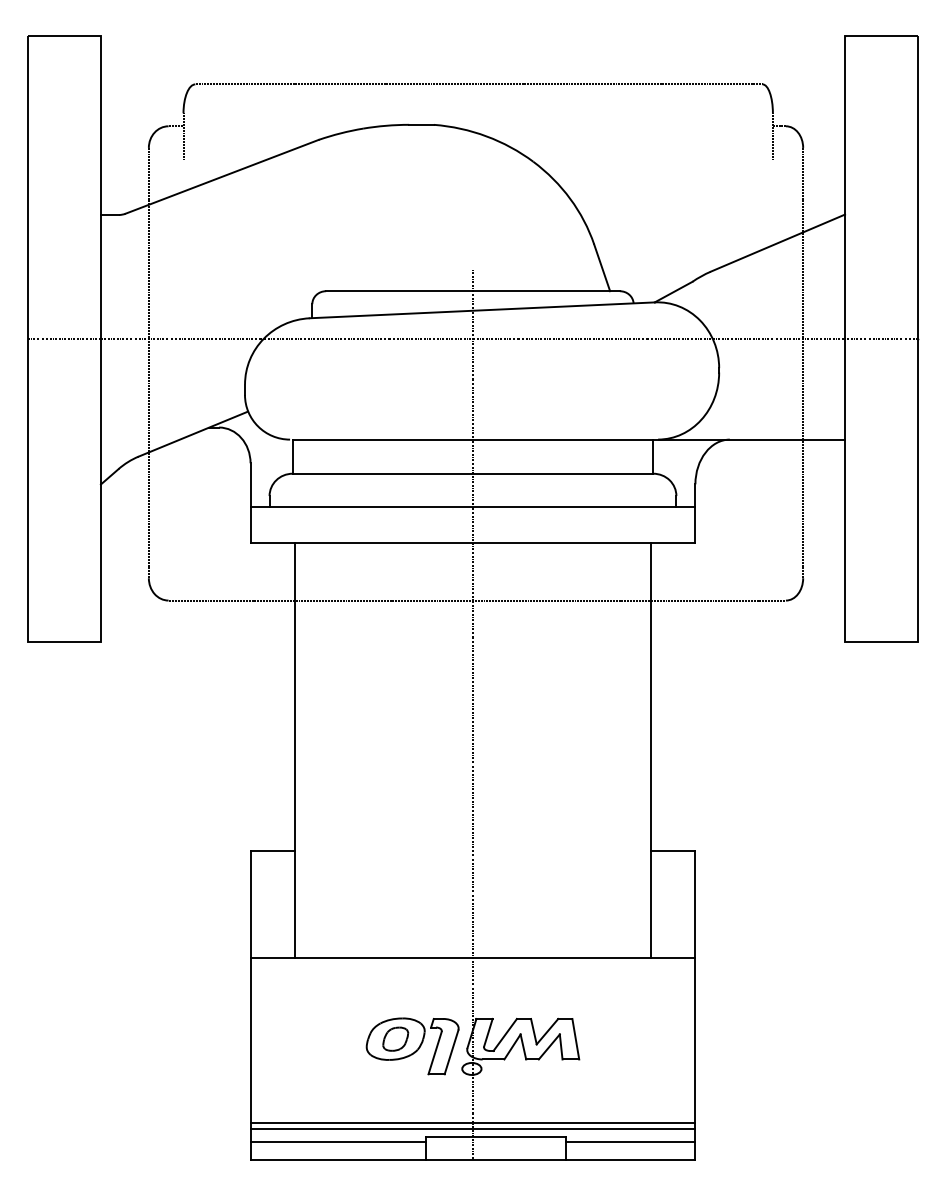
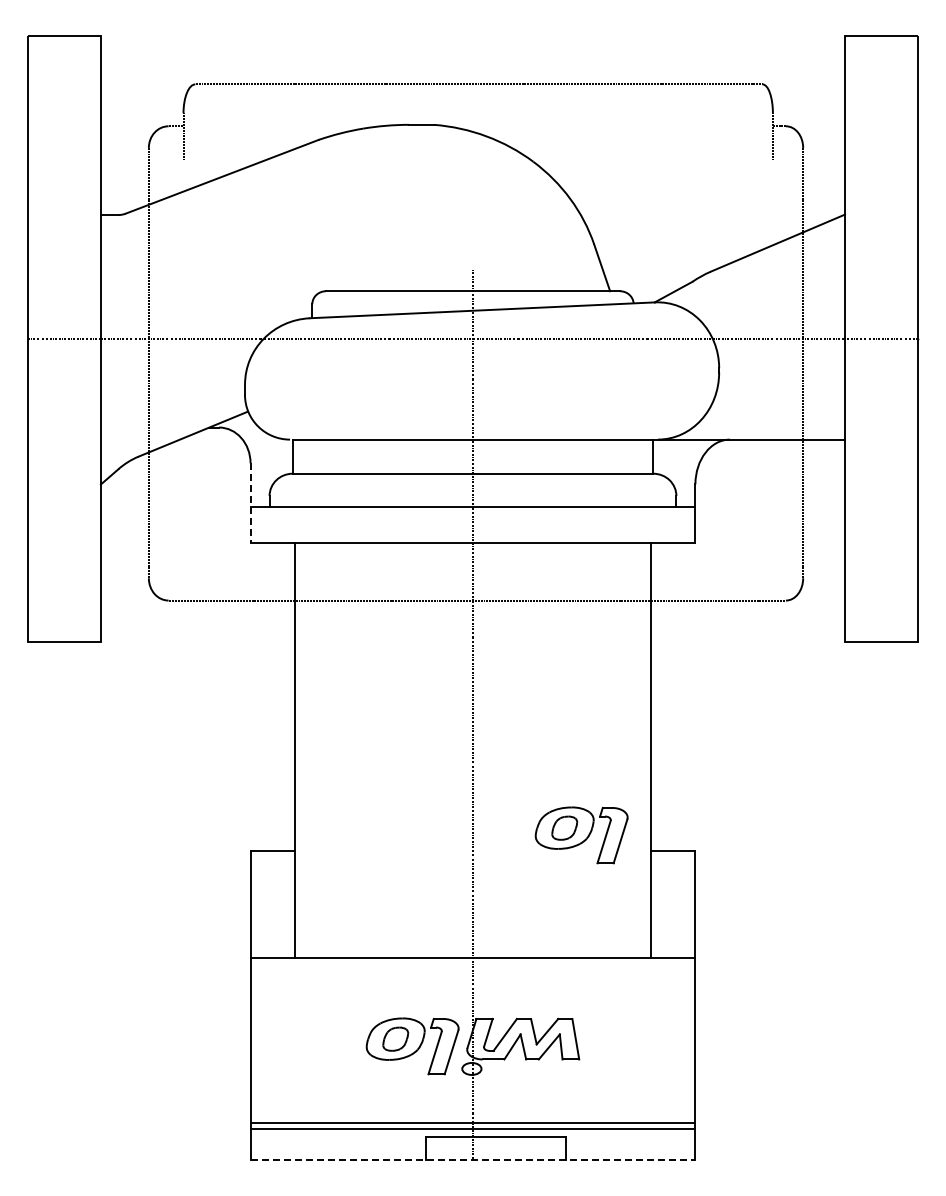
line: solid -> dashed (250, 503)
part: none -> present (581, 835)
line: present -> none (337, 1142)
line: present -> none (630, 1142)
line: solid -> dashed (473, 1160)
